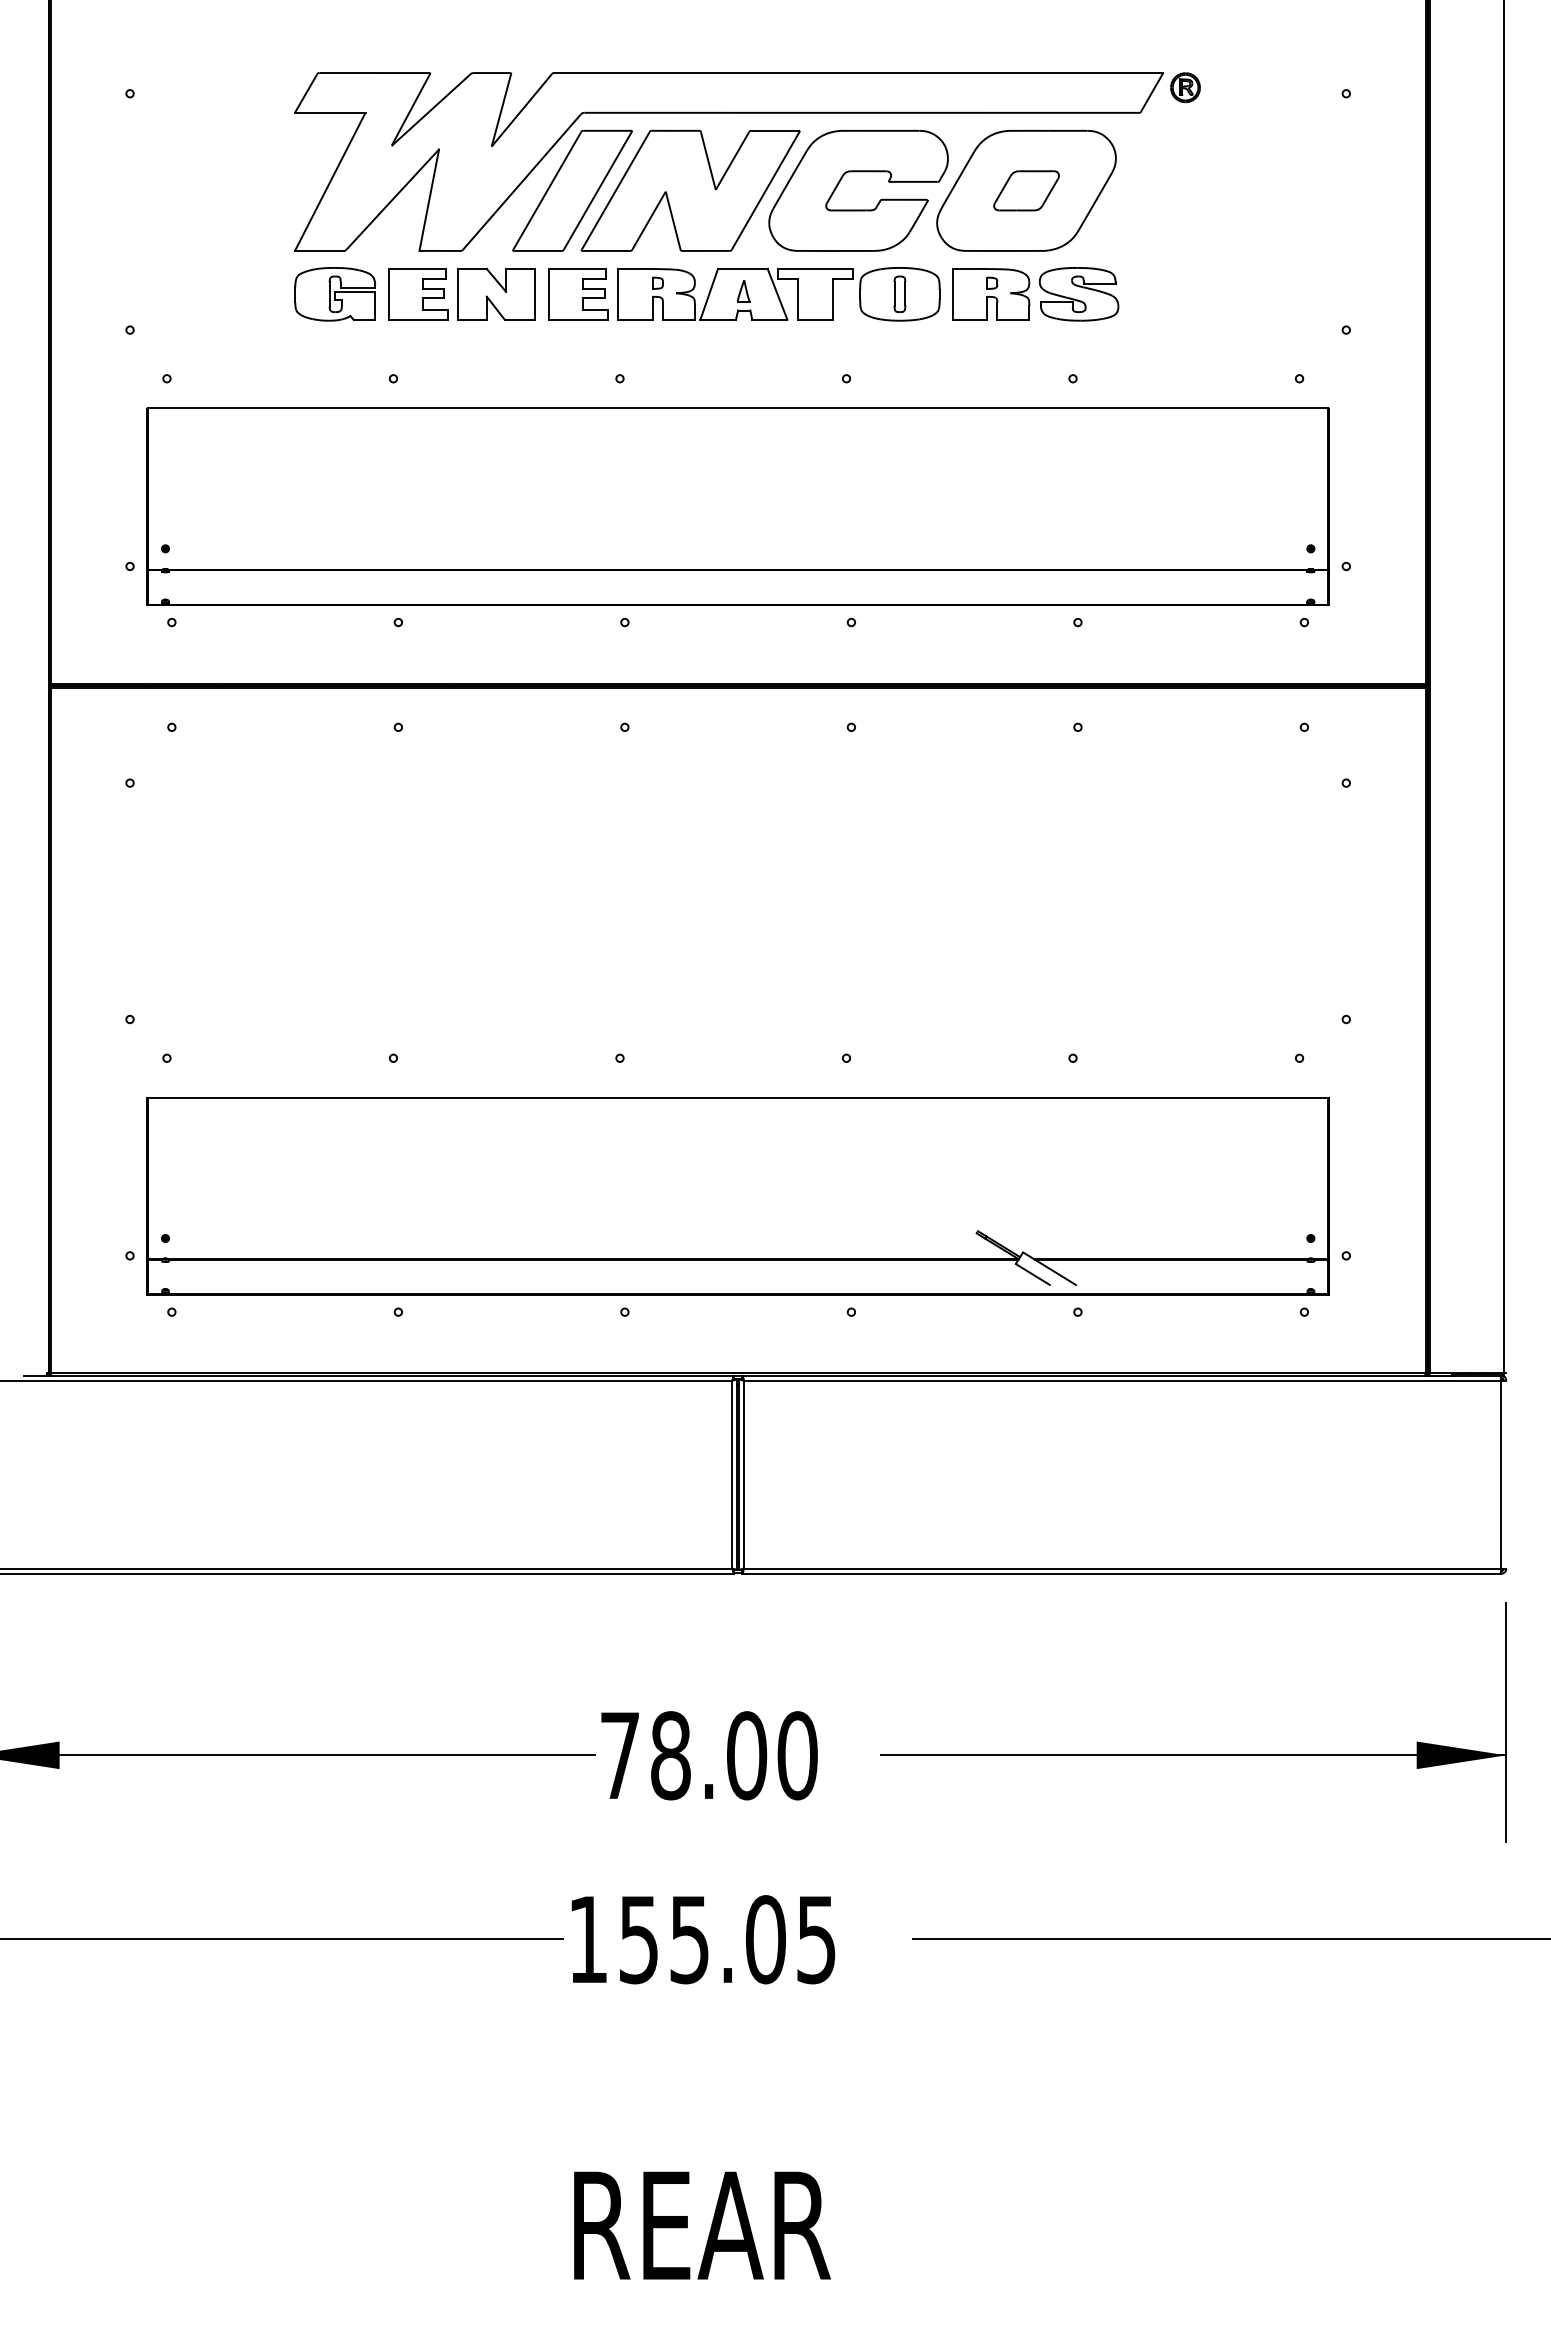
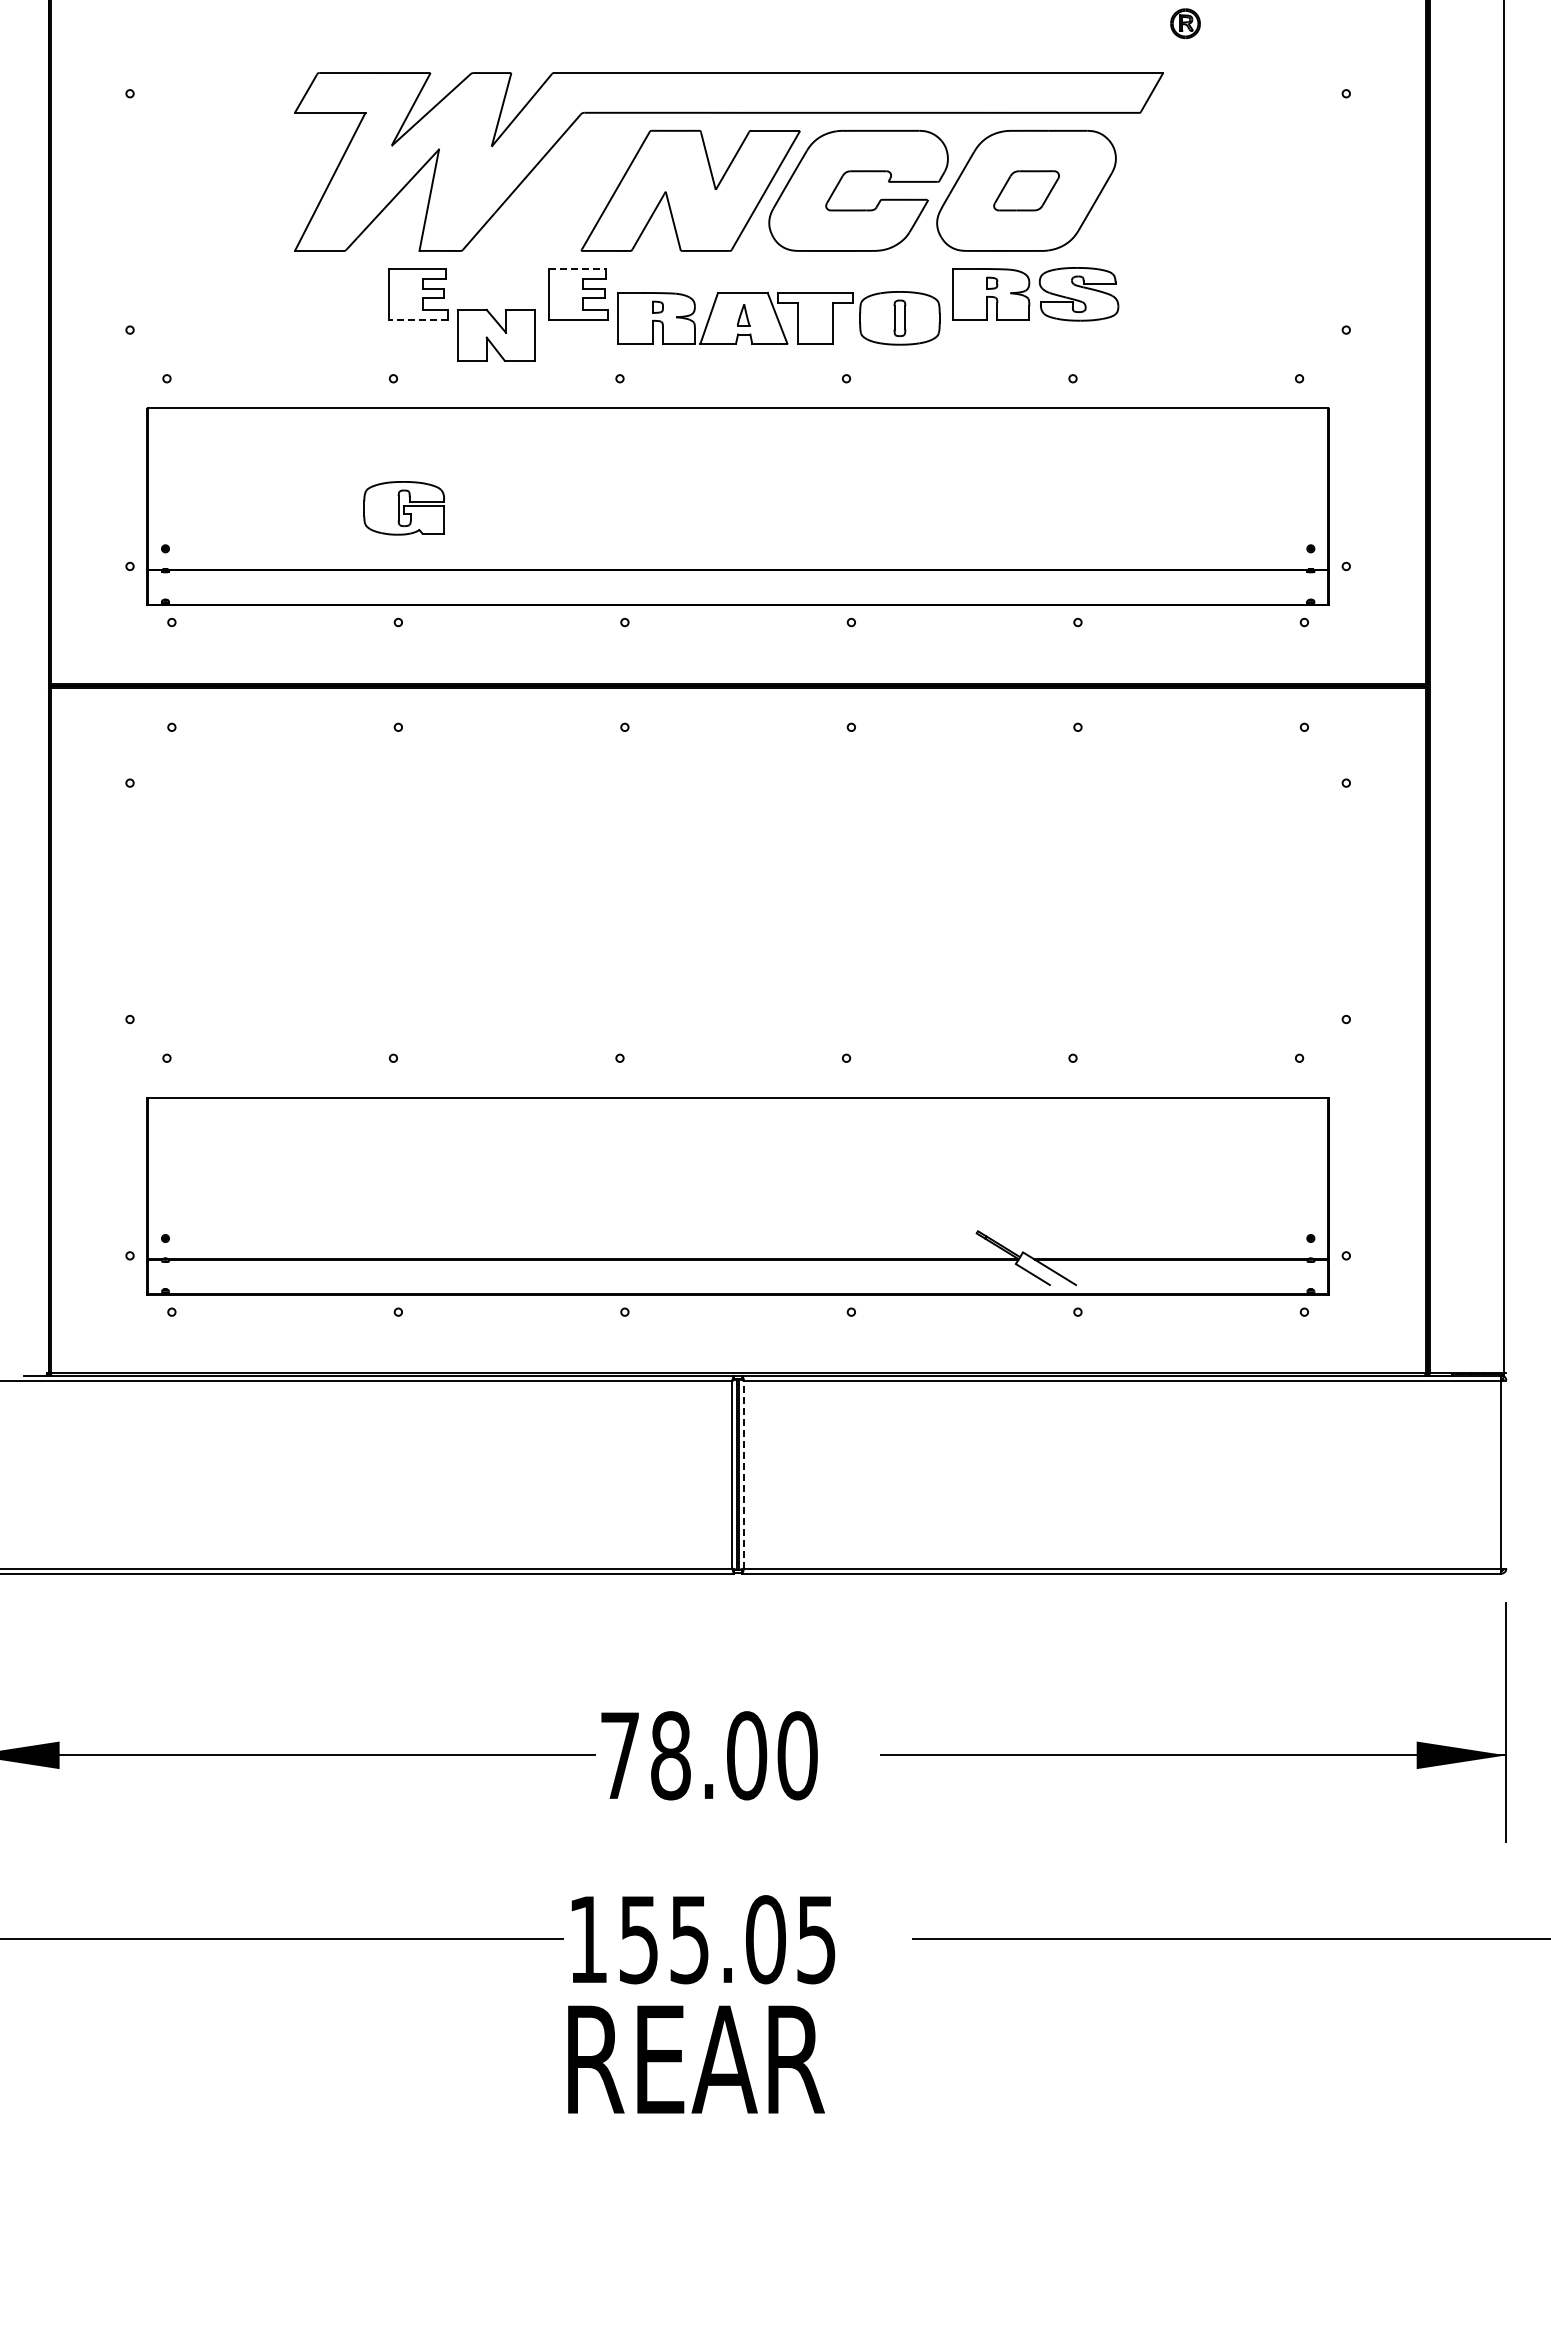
part position: (1185, 87) -> (1185, 23) (1185, 23)
part: present -> none (572, 190)
line: solid -> dashed (577, 269)
part position: (335, 294) -> (404, 508) (404, 508)
part position: (496, 294) -> (496, 335) (496, 335)
part position: (778, 294) -> (778, 318) (778, 318)
line: solid -> dashed (418, 319)
line: solid -> dashed (743, 1474)
text position: (702, 2225) -> (696, 2059) (696, 2059)
